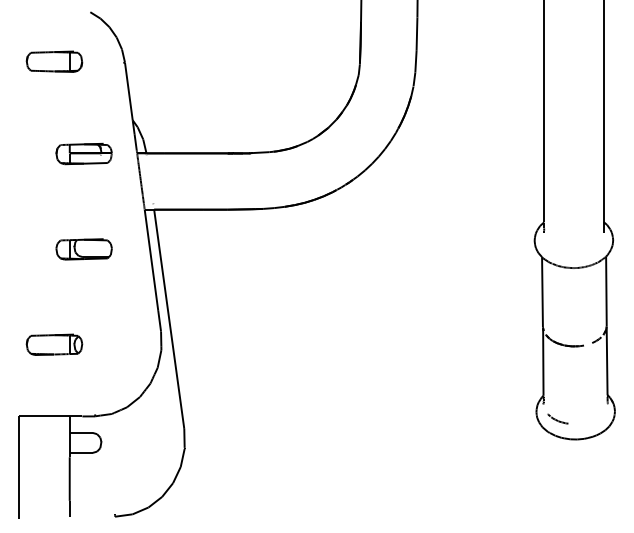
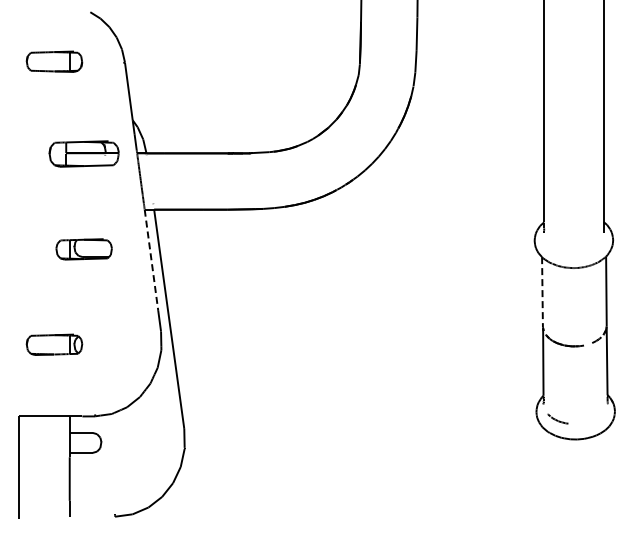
part size: 58x24 px -> 72x28 px (83, 153)
line: solid -> dashed (151, 260)
line: solid -> dashed (542, 292)
